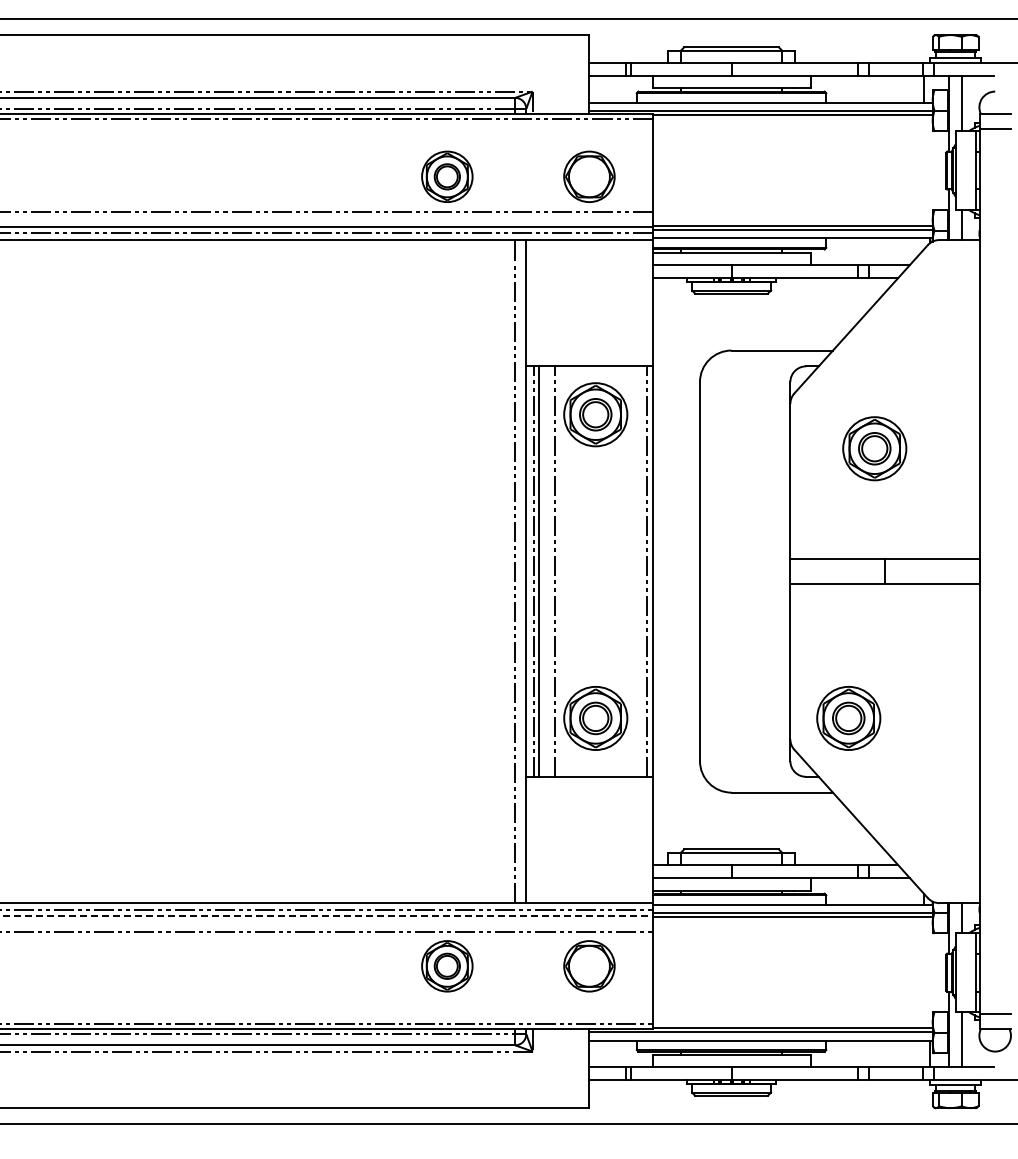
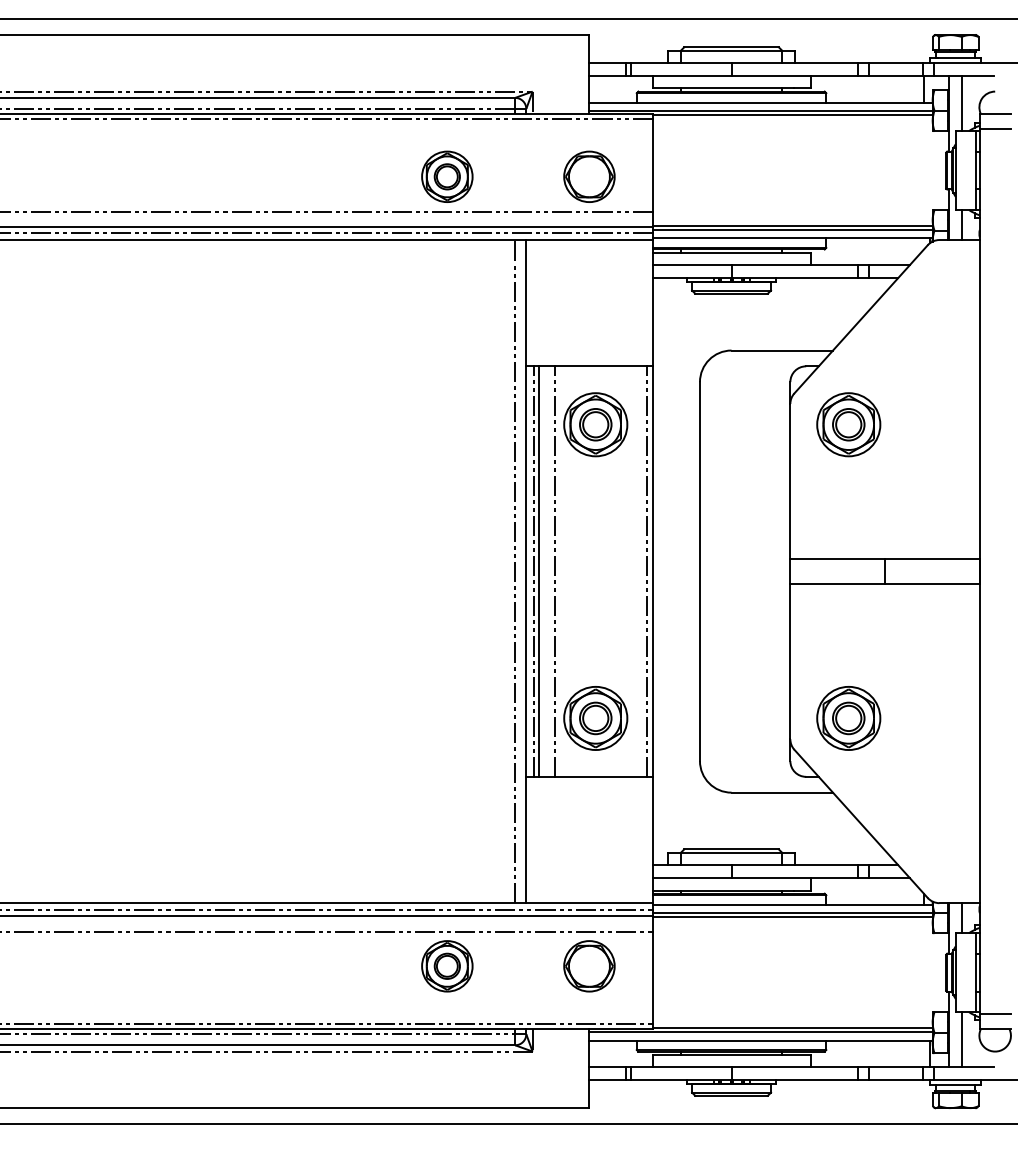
part position: (595, 414) -> (595, 424) (595, 424)
part position: (874, 448) -> (848, 424) (848, 424)
line: dashed -> solid (326, 915)
